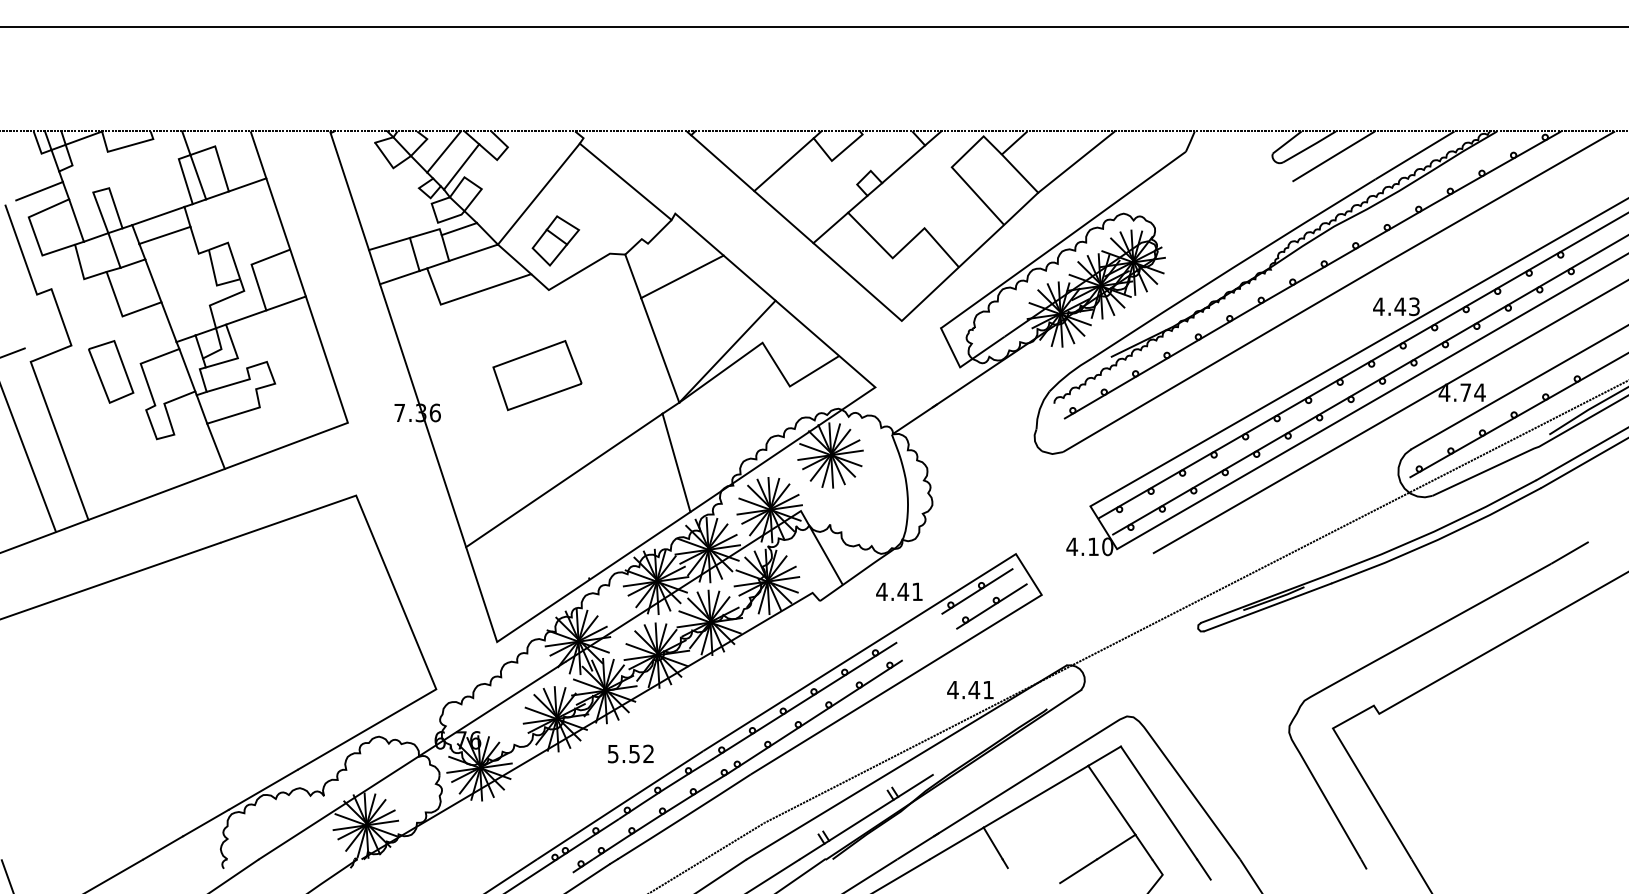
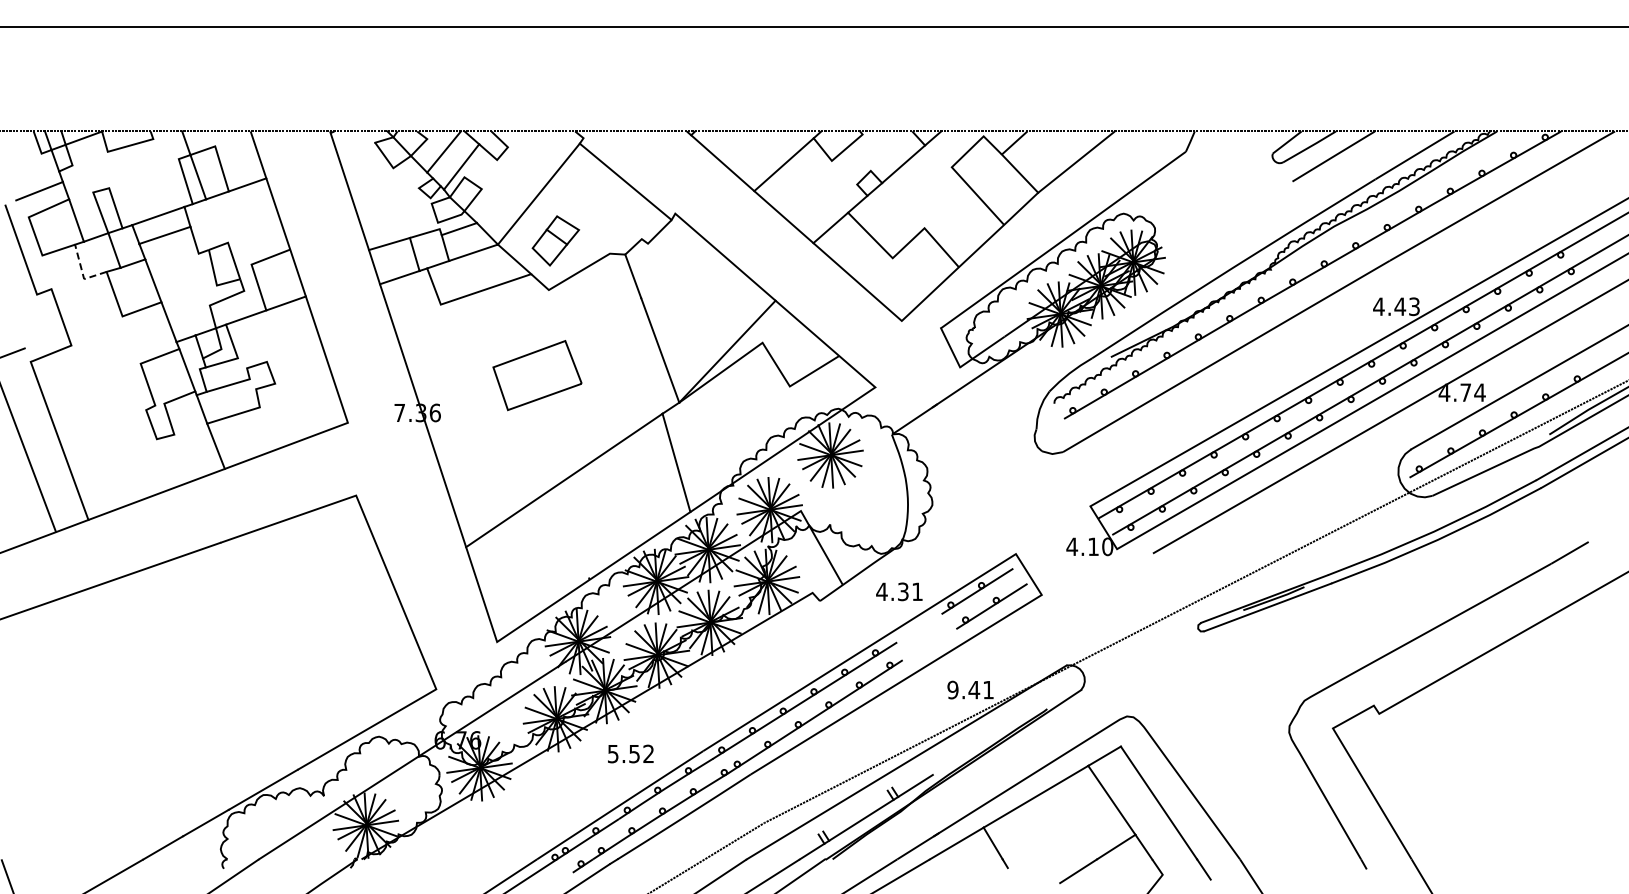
line: solid -> dashed (82, 273)
line: present -> none (682, 276)
part: present -> none (111, 371)
text: 4.41 -> 4.31 (903, 591)
text: 4.41 -> 9.41 (952, 689)
